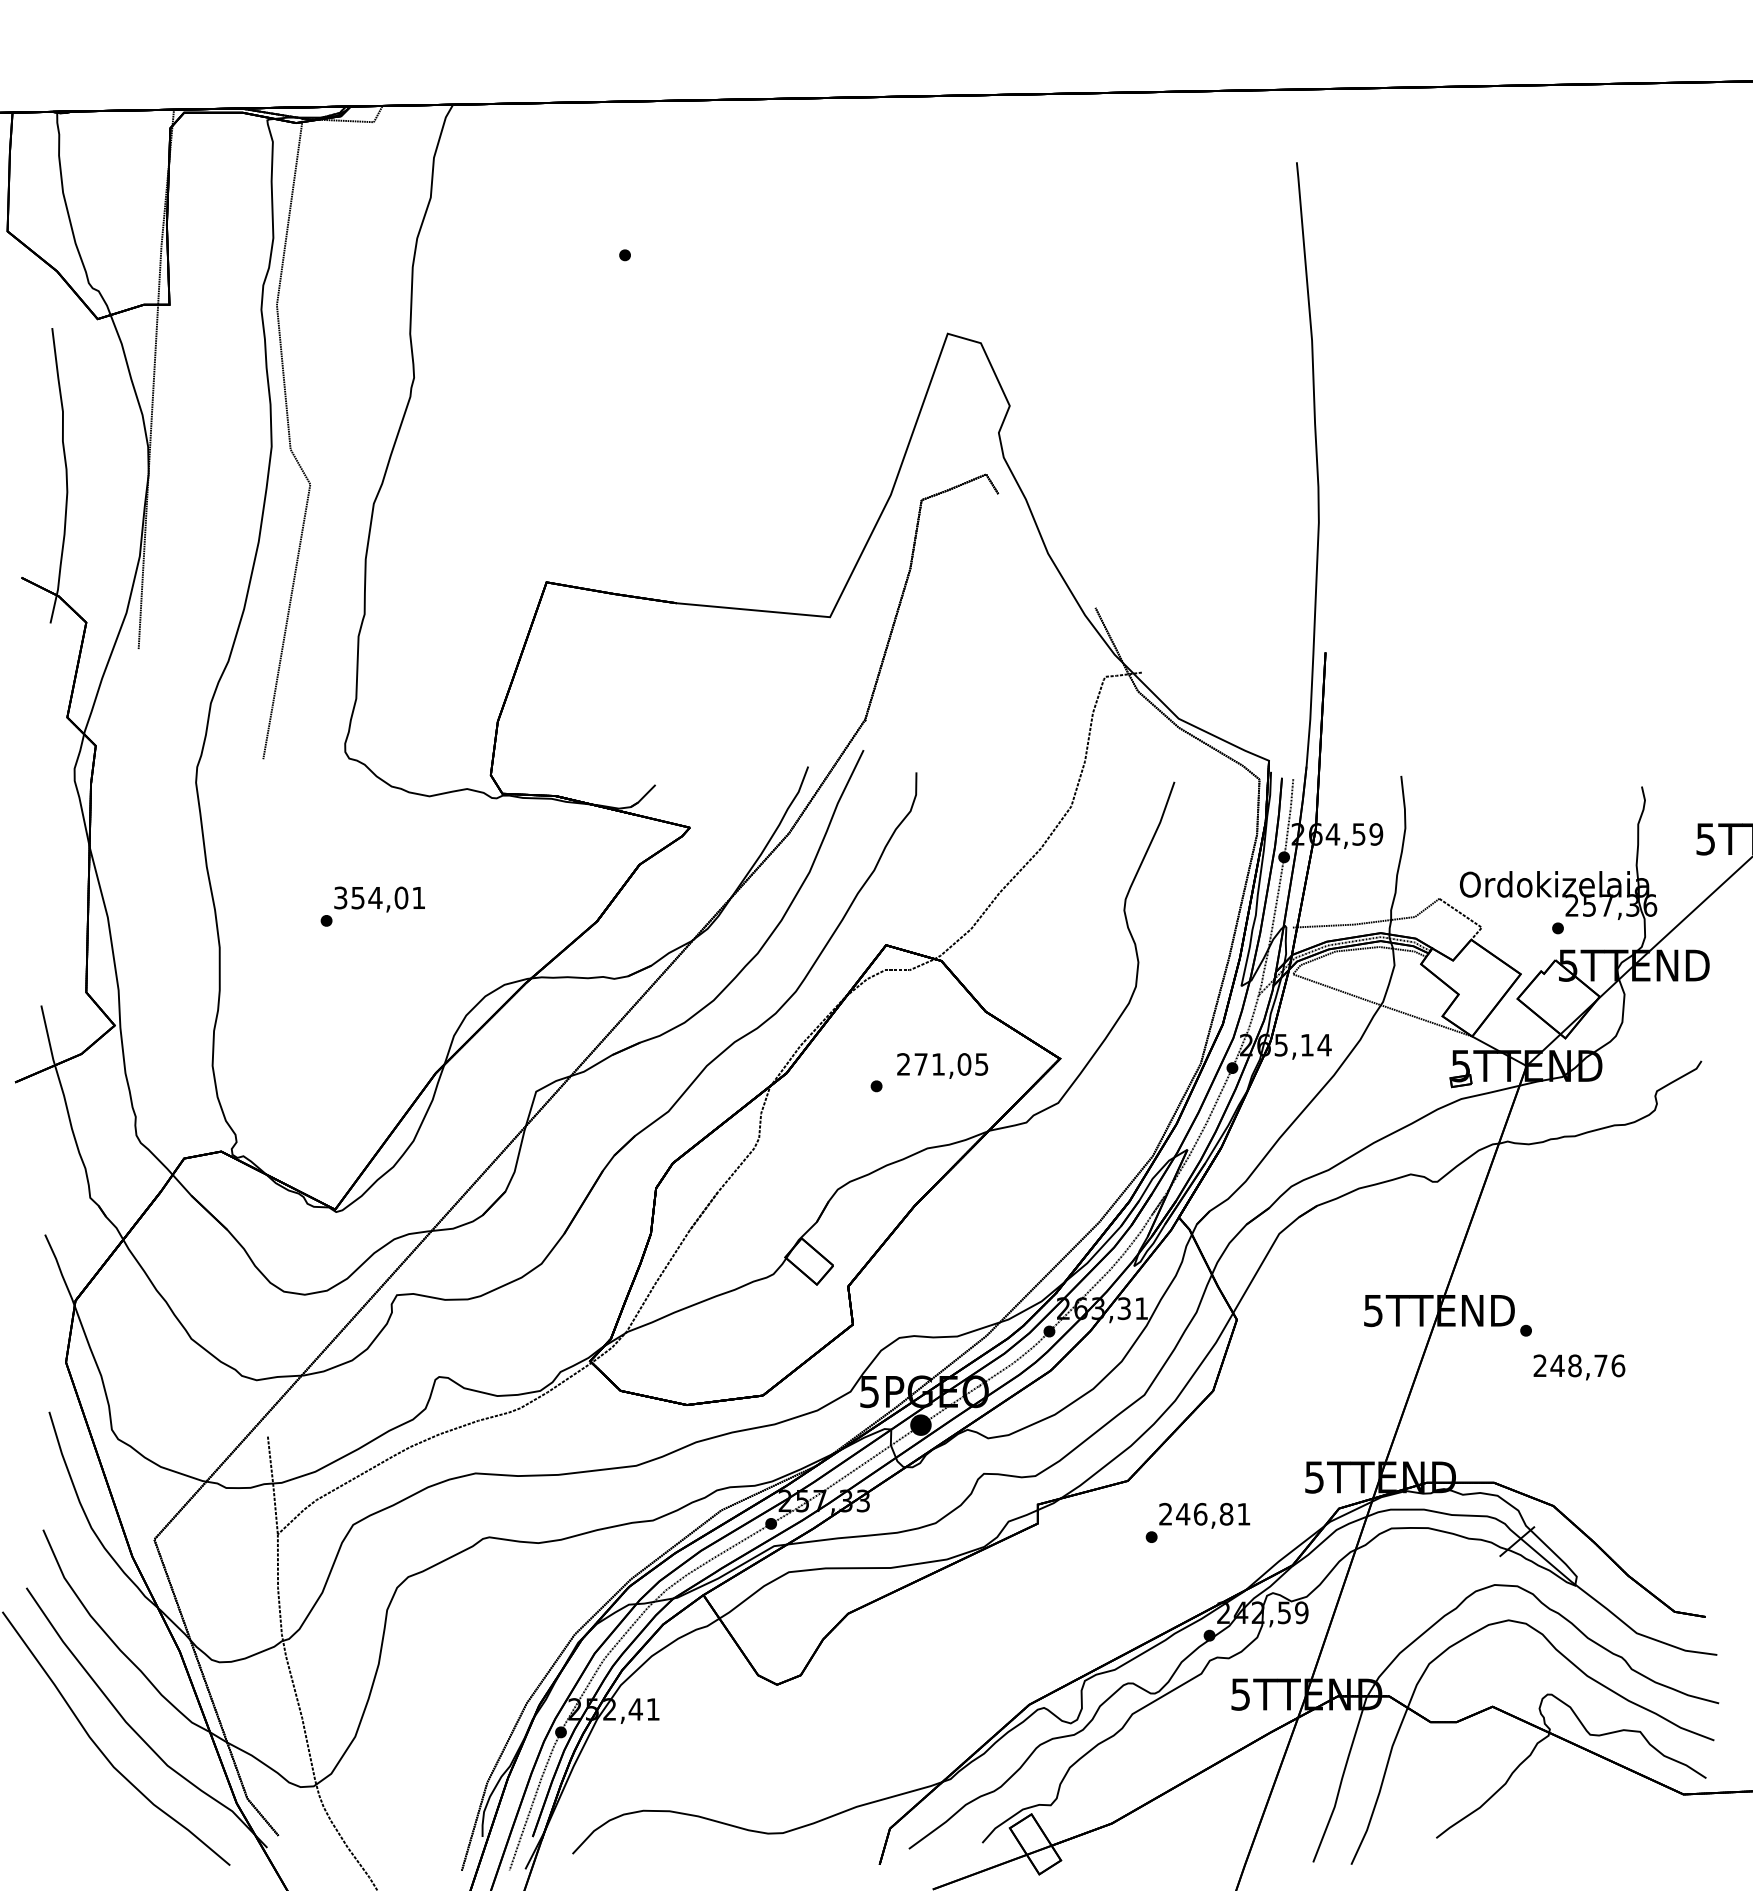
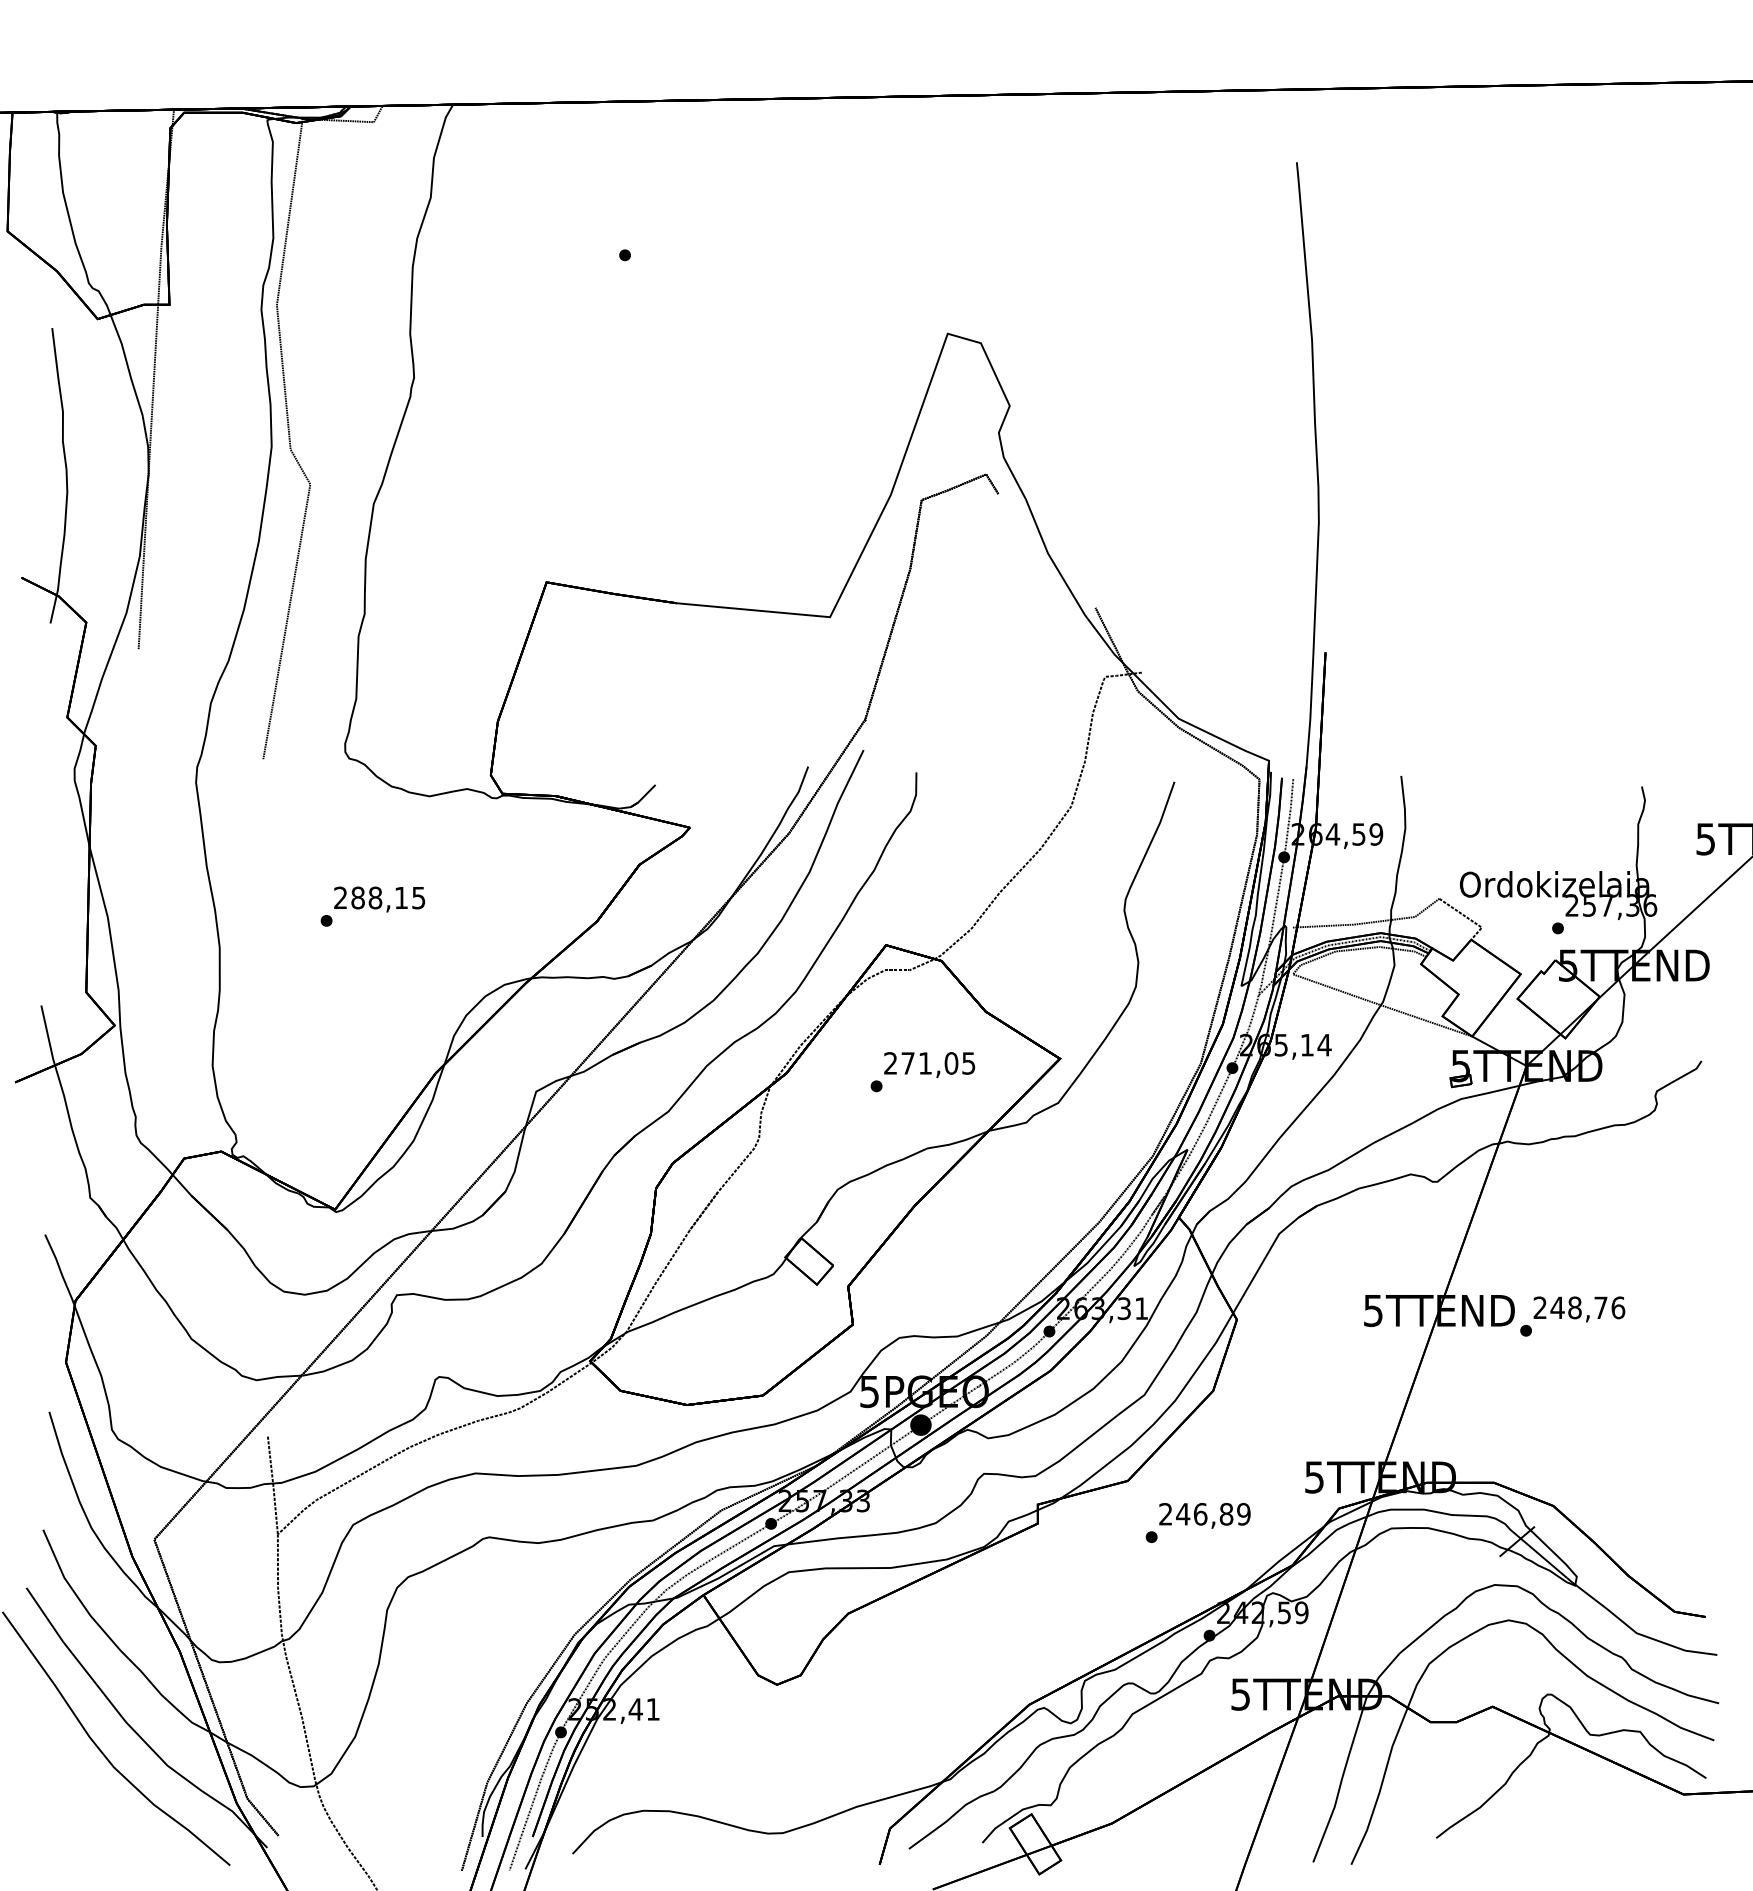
text: 354,01 -> 288,15 (379, 897)
text position: (942, 1065) -> (929, 1064) (929, 1064)
text position: (1579, 1367) -> (1579, 1309) (1579, 1309)
text: 246,81 -> 246,89 (1243, 1513)
